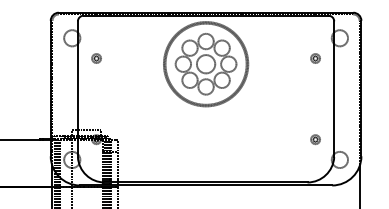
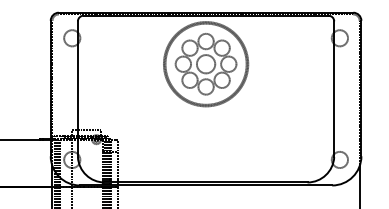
part: present -> none (96, 58)
part: present -> none (315, 58)
part: present -> none (315, 139)
